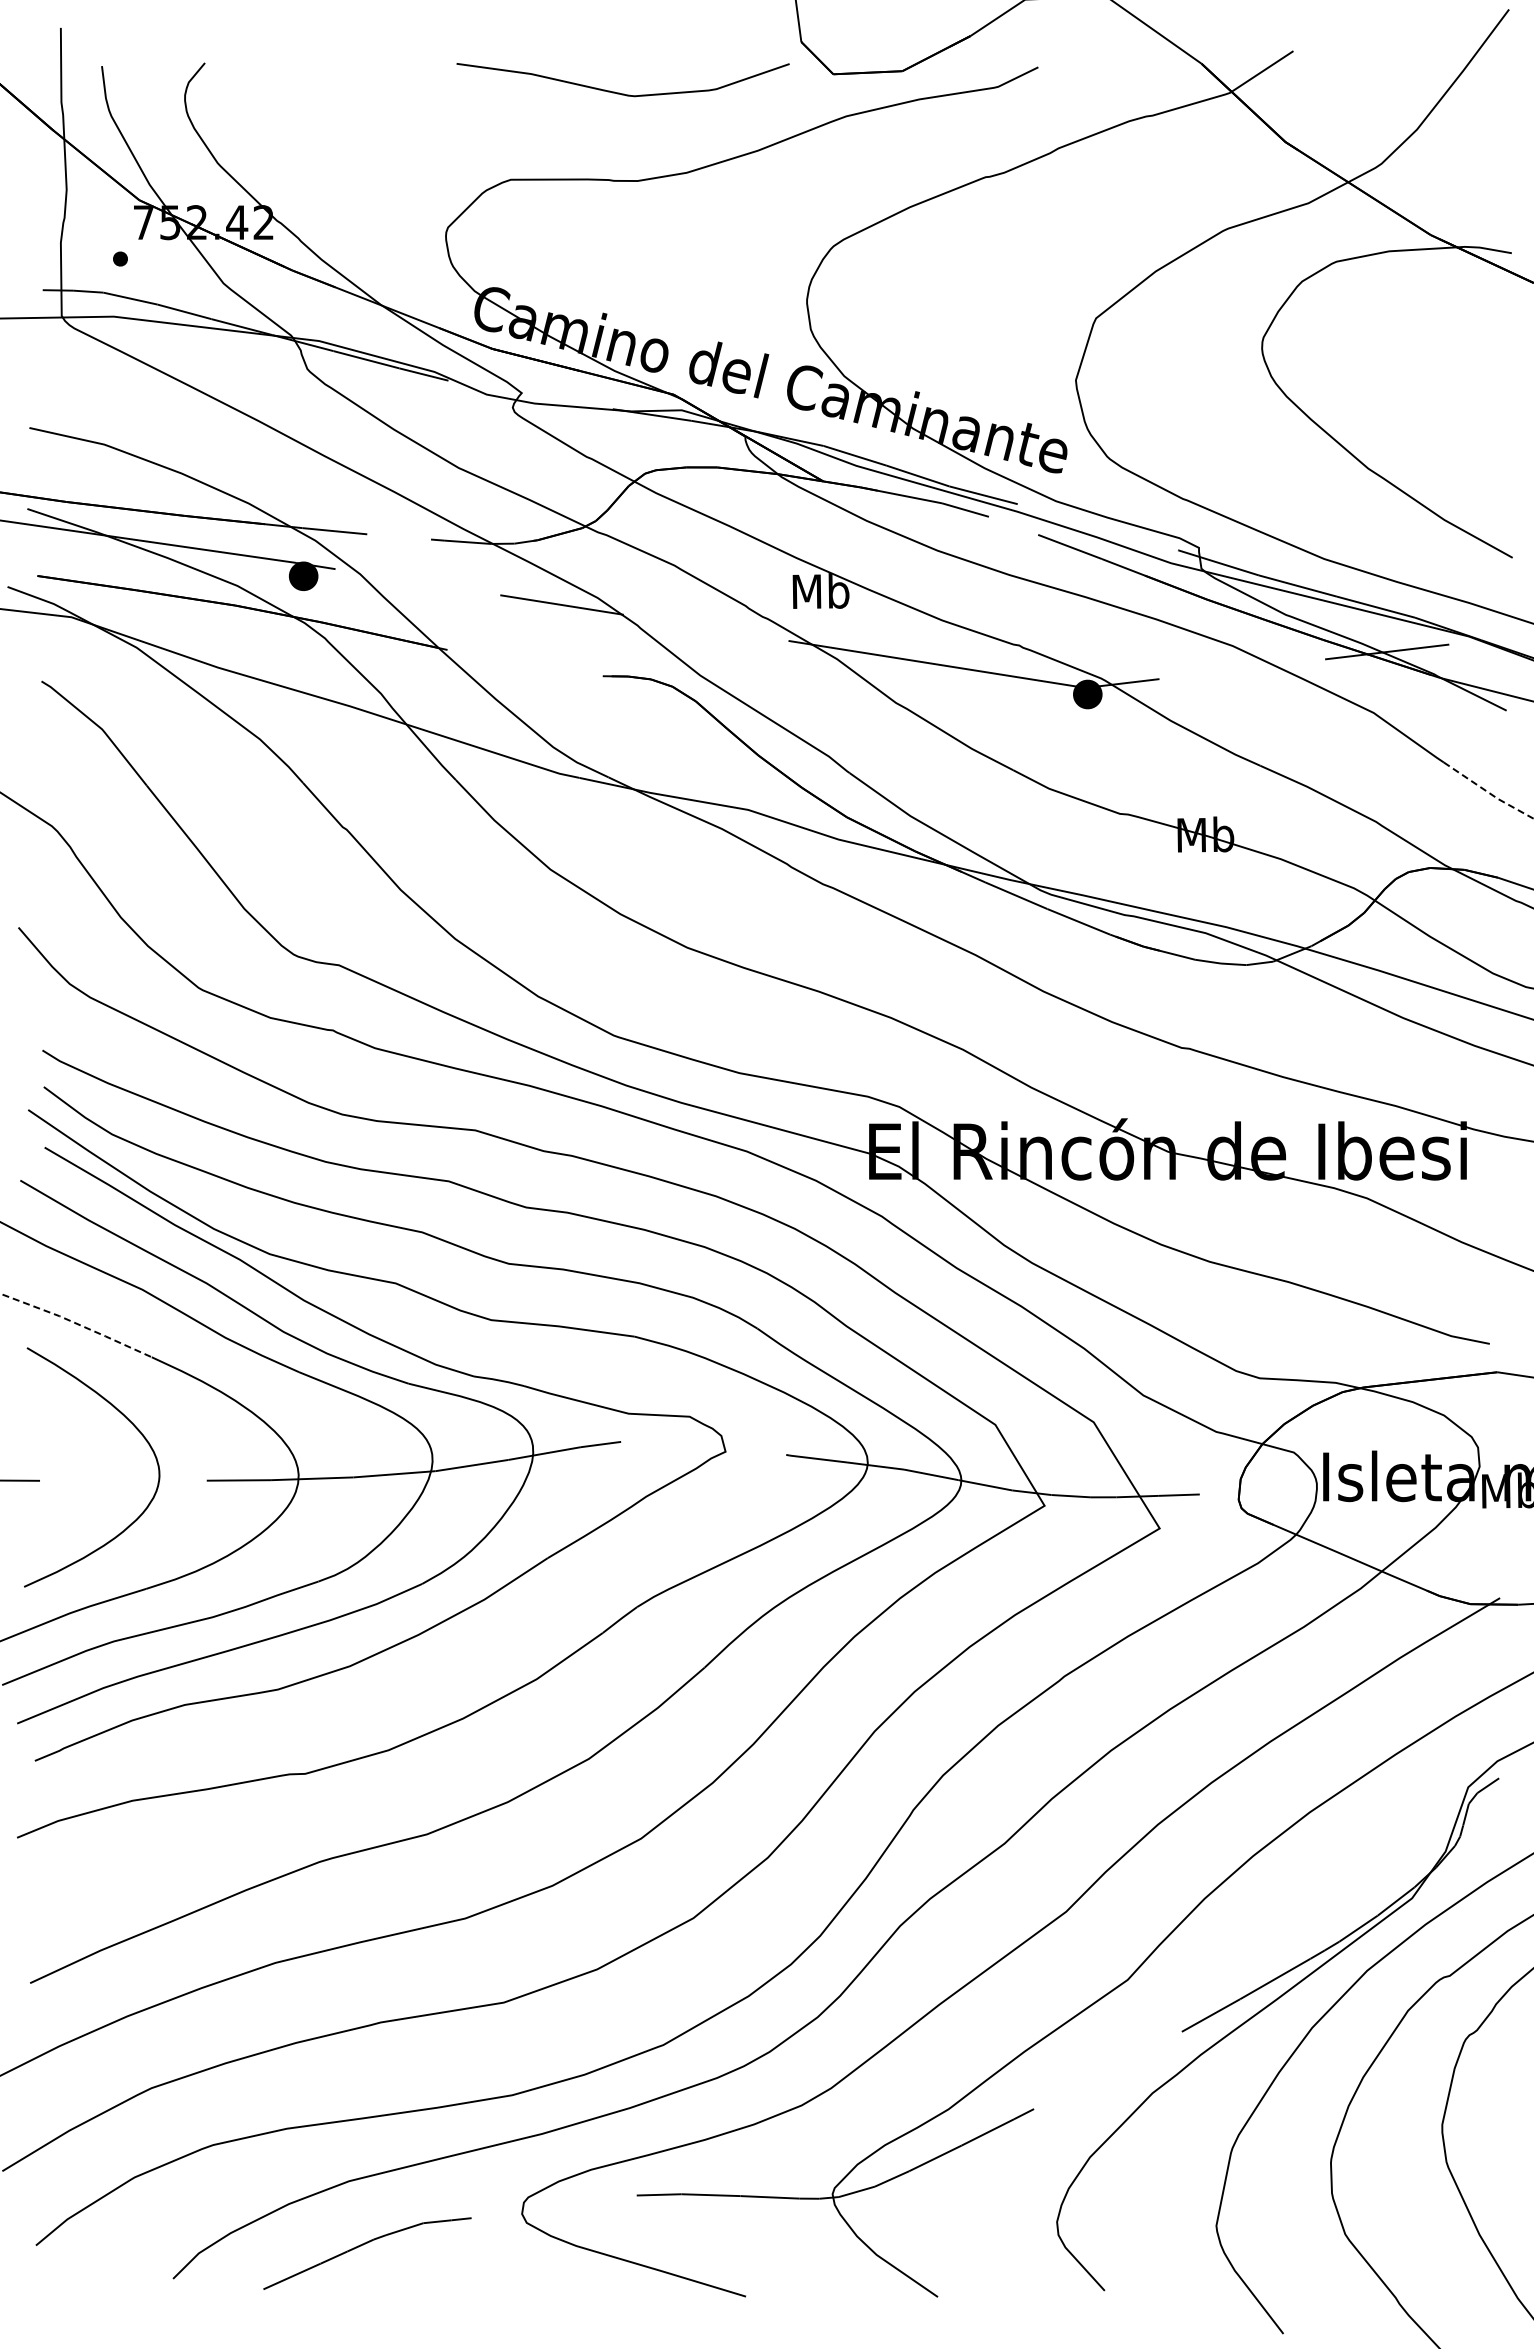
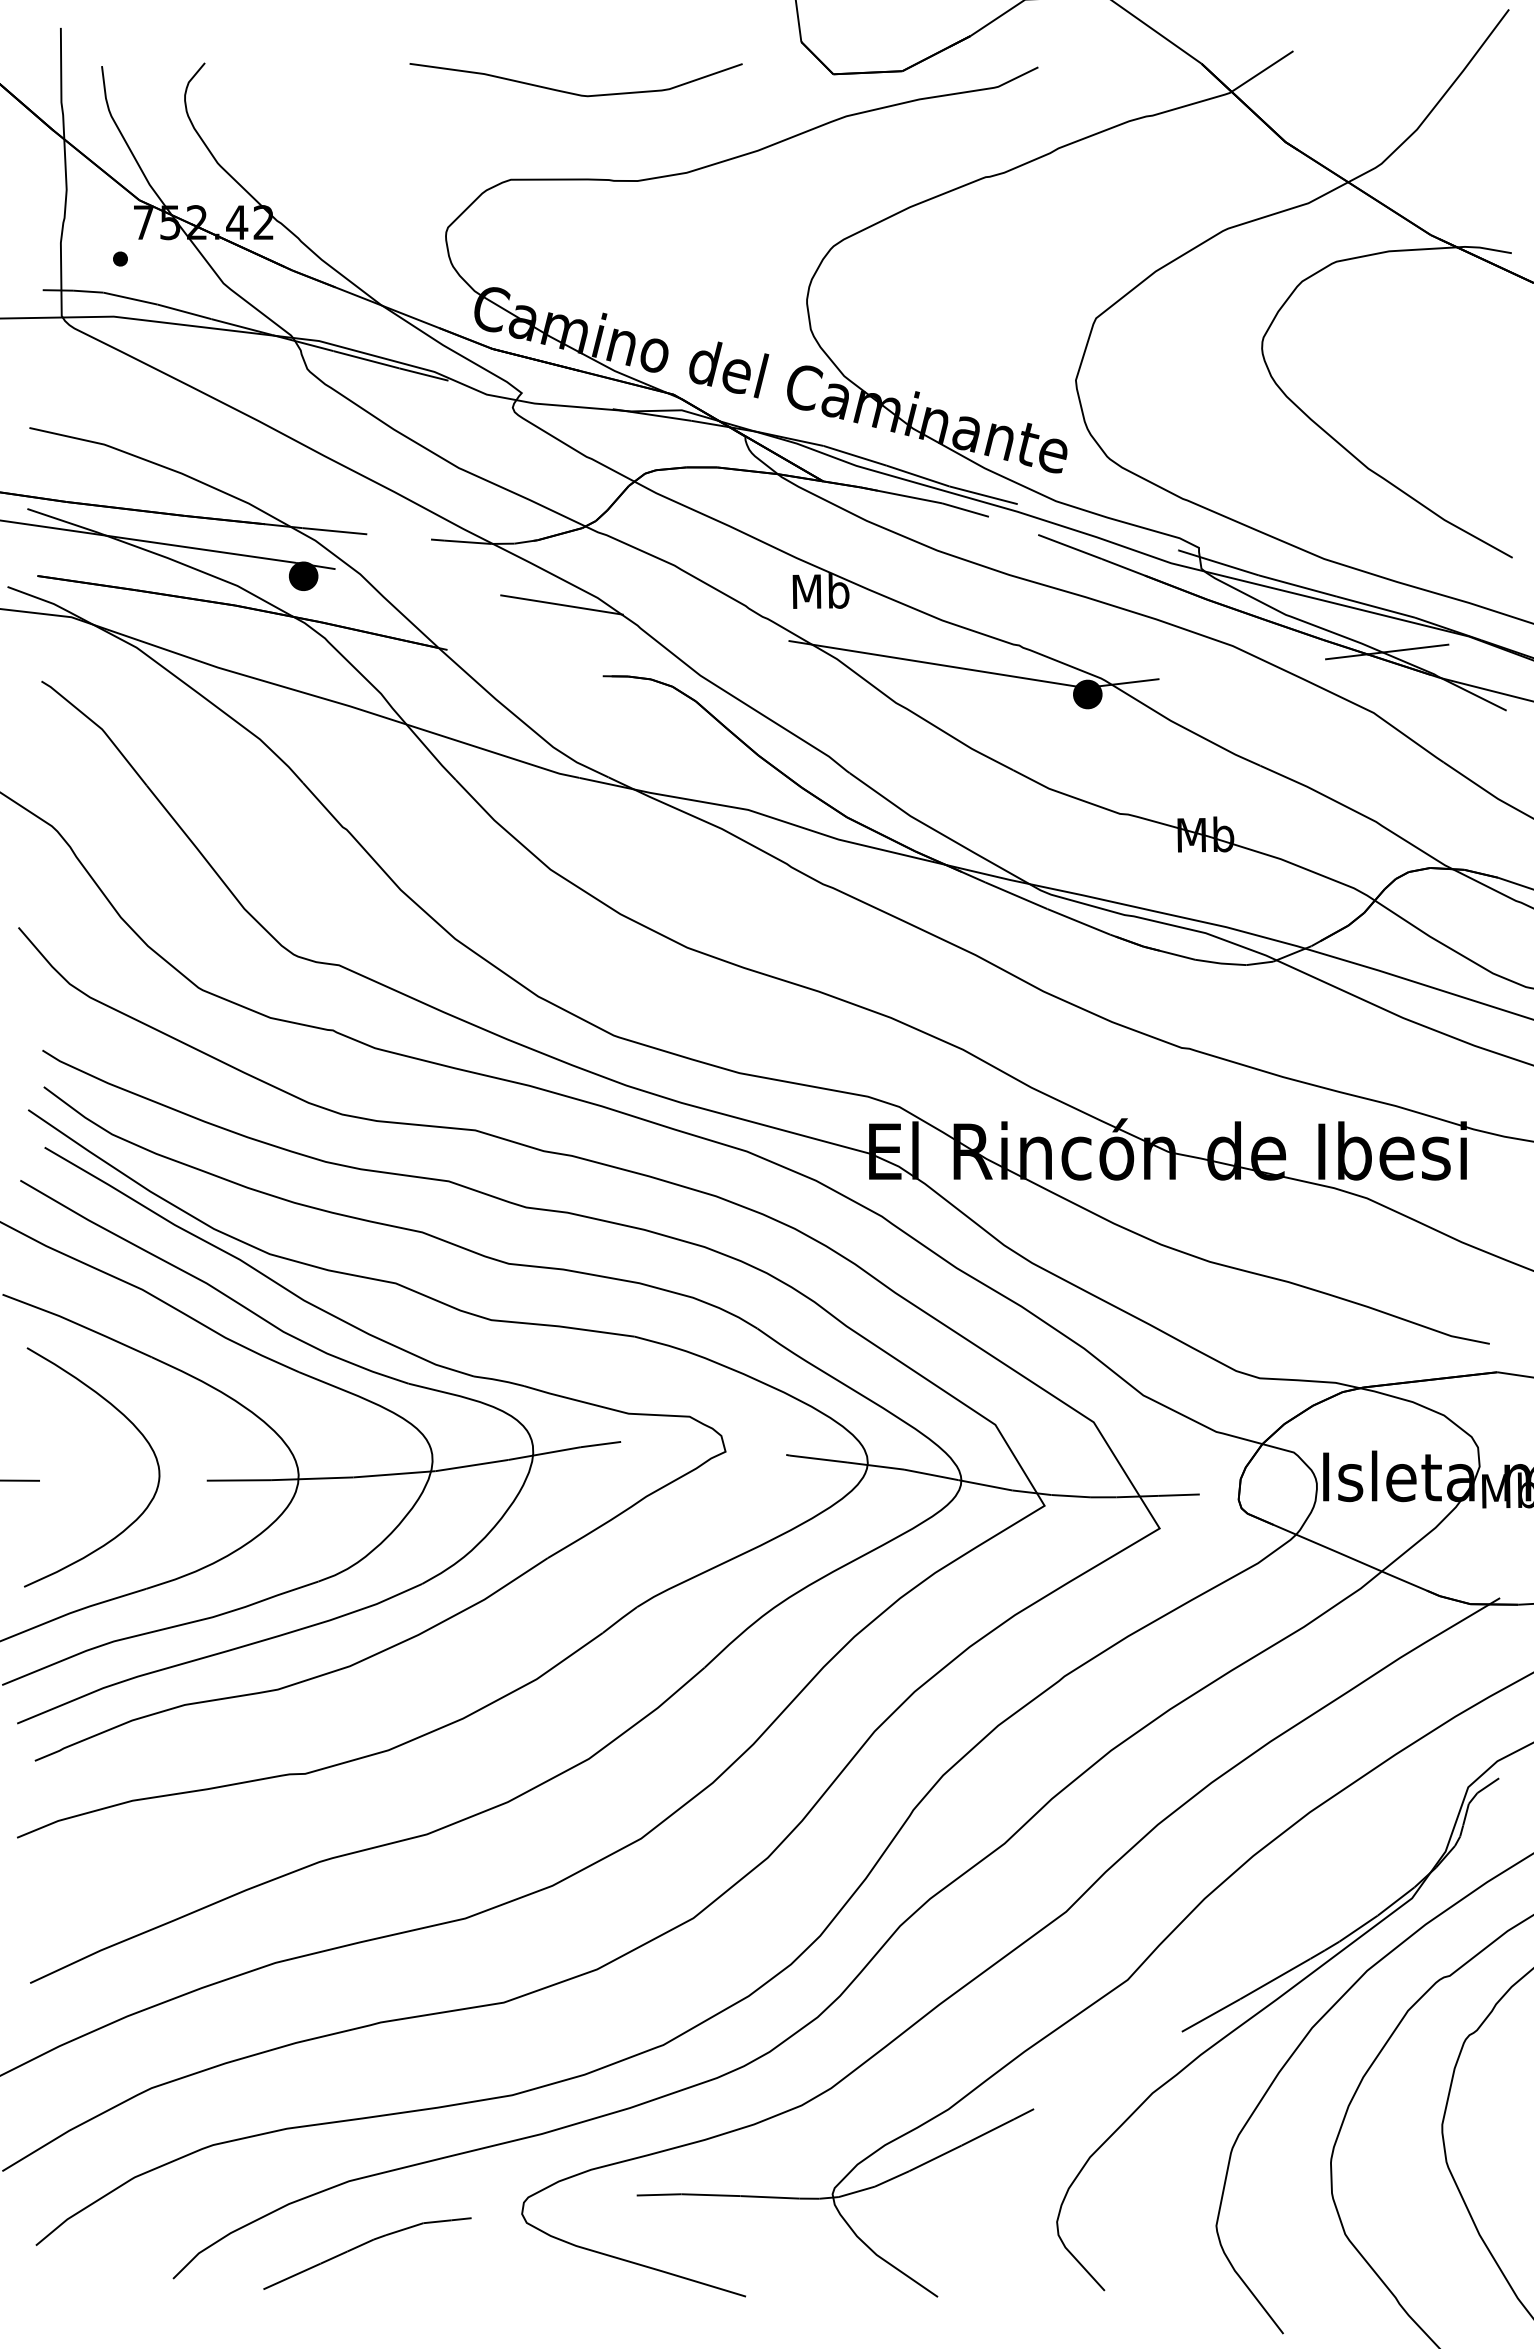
curve position: (619, 92) -> (572, 92) (572, 92)
line: dashed -> solid (1488, 792)
line: dashed -> solid (78, 1324)
